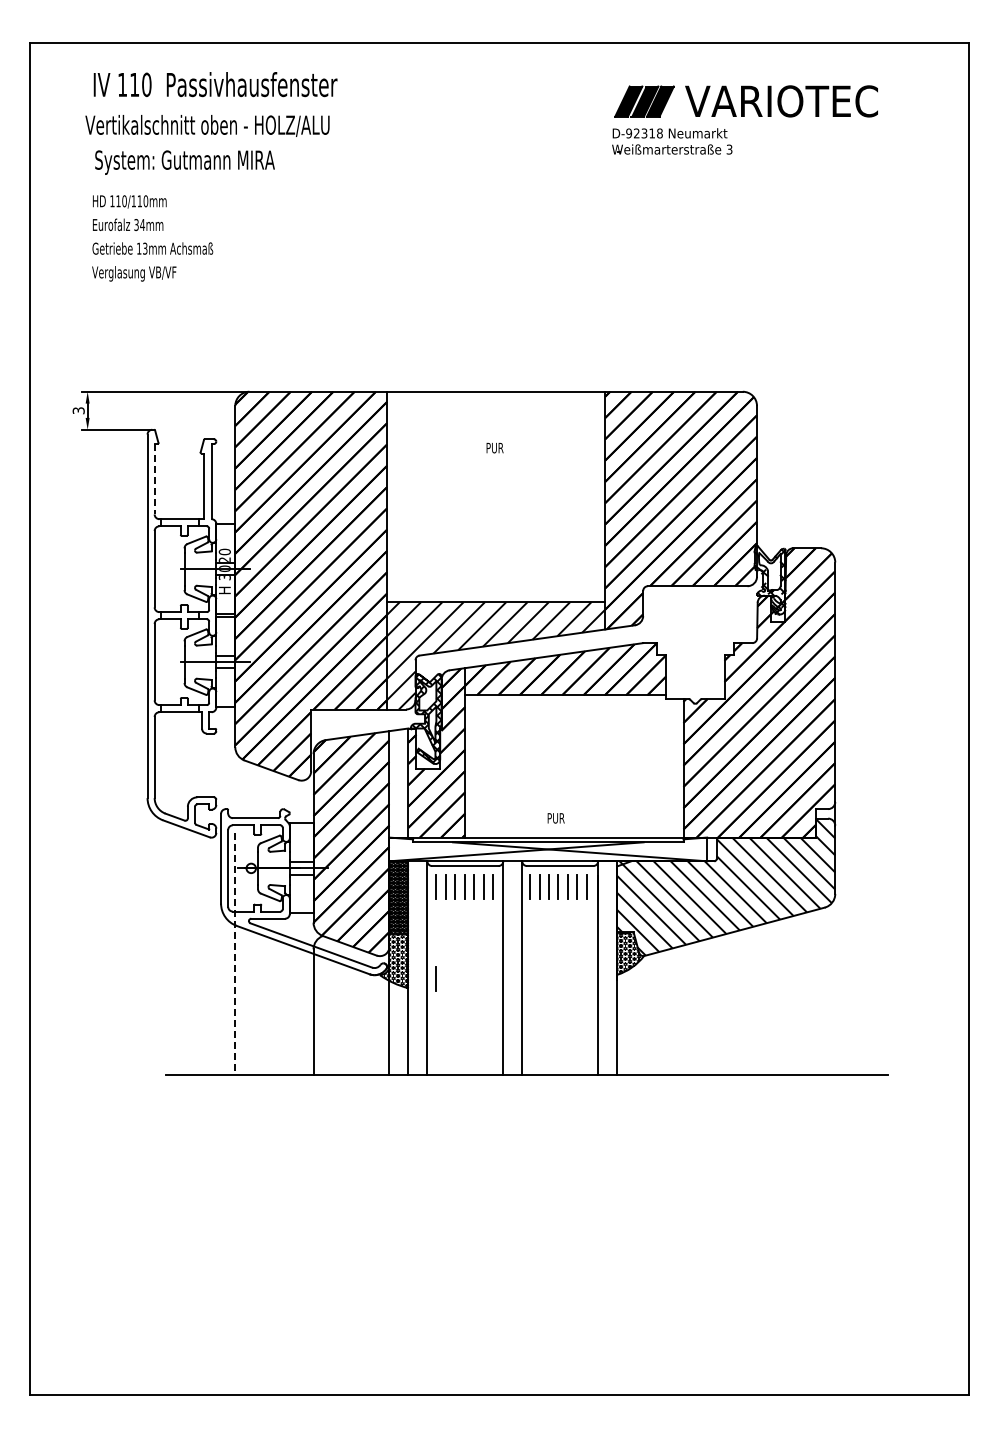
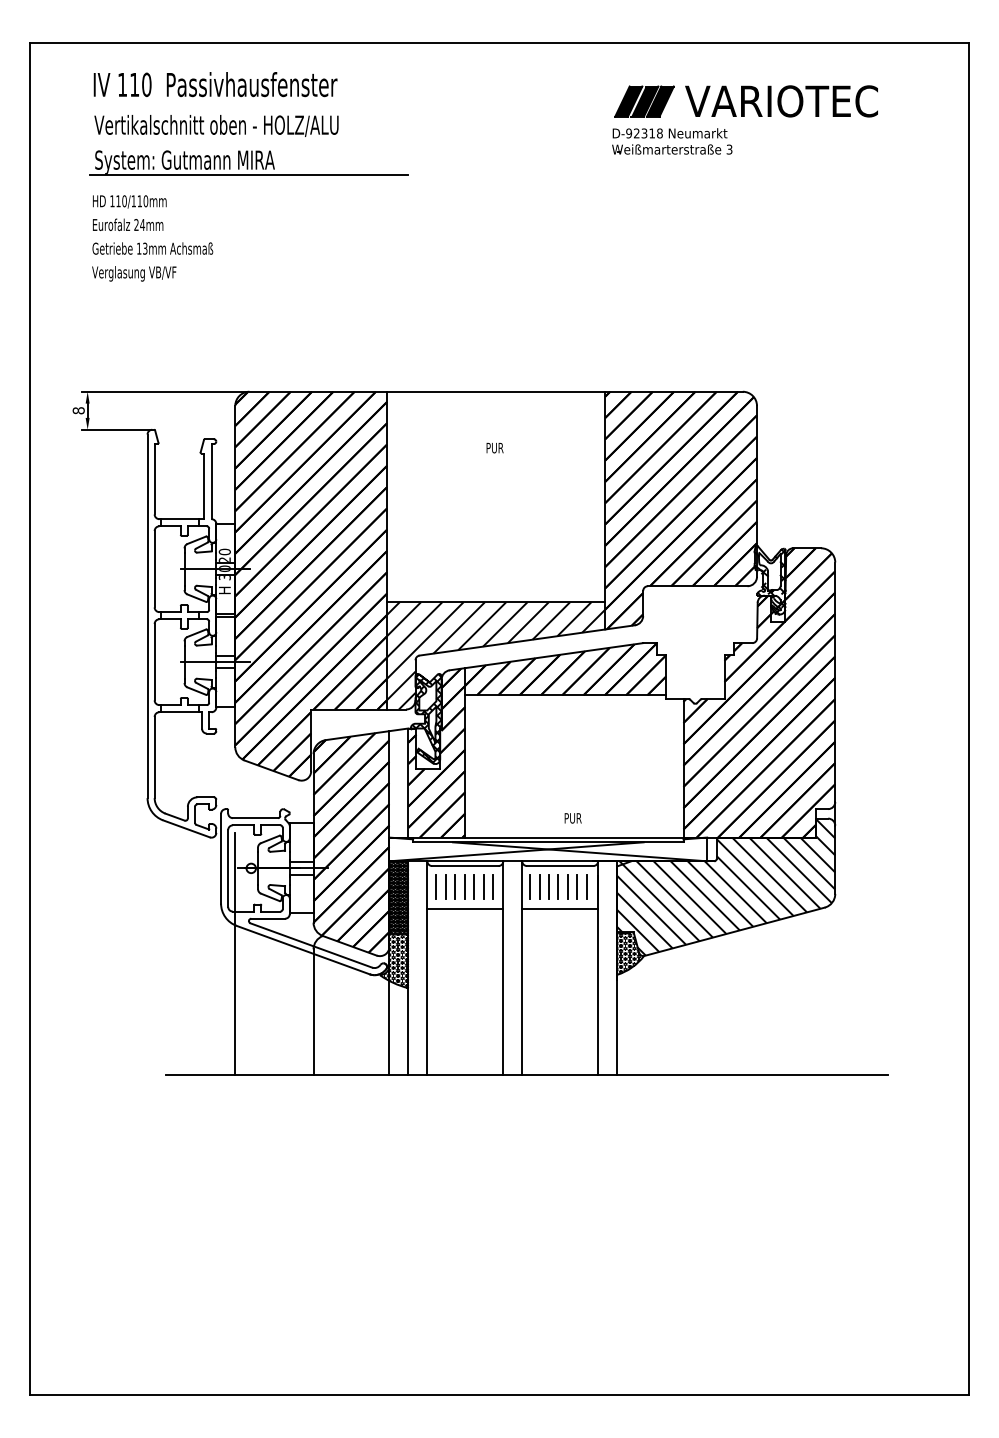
text position: (207, 125) -> (216, 125) (216, 125)
line: none -> present (248, 175)
text: 34mm -> 24mm (136, 225)
text: 3 -> 8 (78, 410)
line: dashed -> solid (154, 479)
text position: (555, 818) -> (572, 818) (572, 818)
line: none -> present (465, 908)
line: none -> present (560, 908)
line: dashed -> solid (235, 954)
line: present -> none (435, 978)
